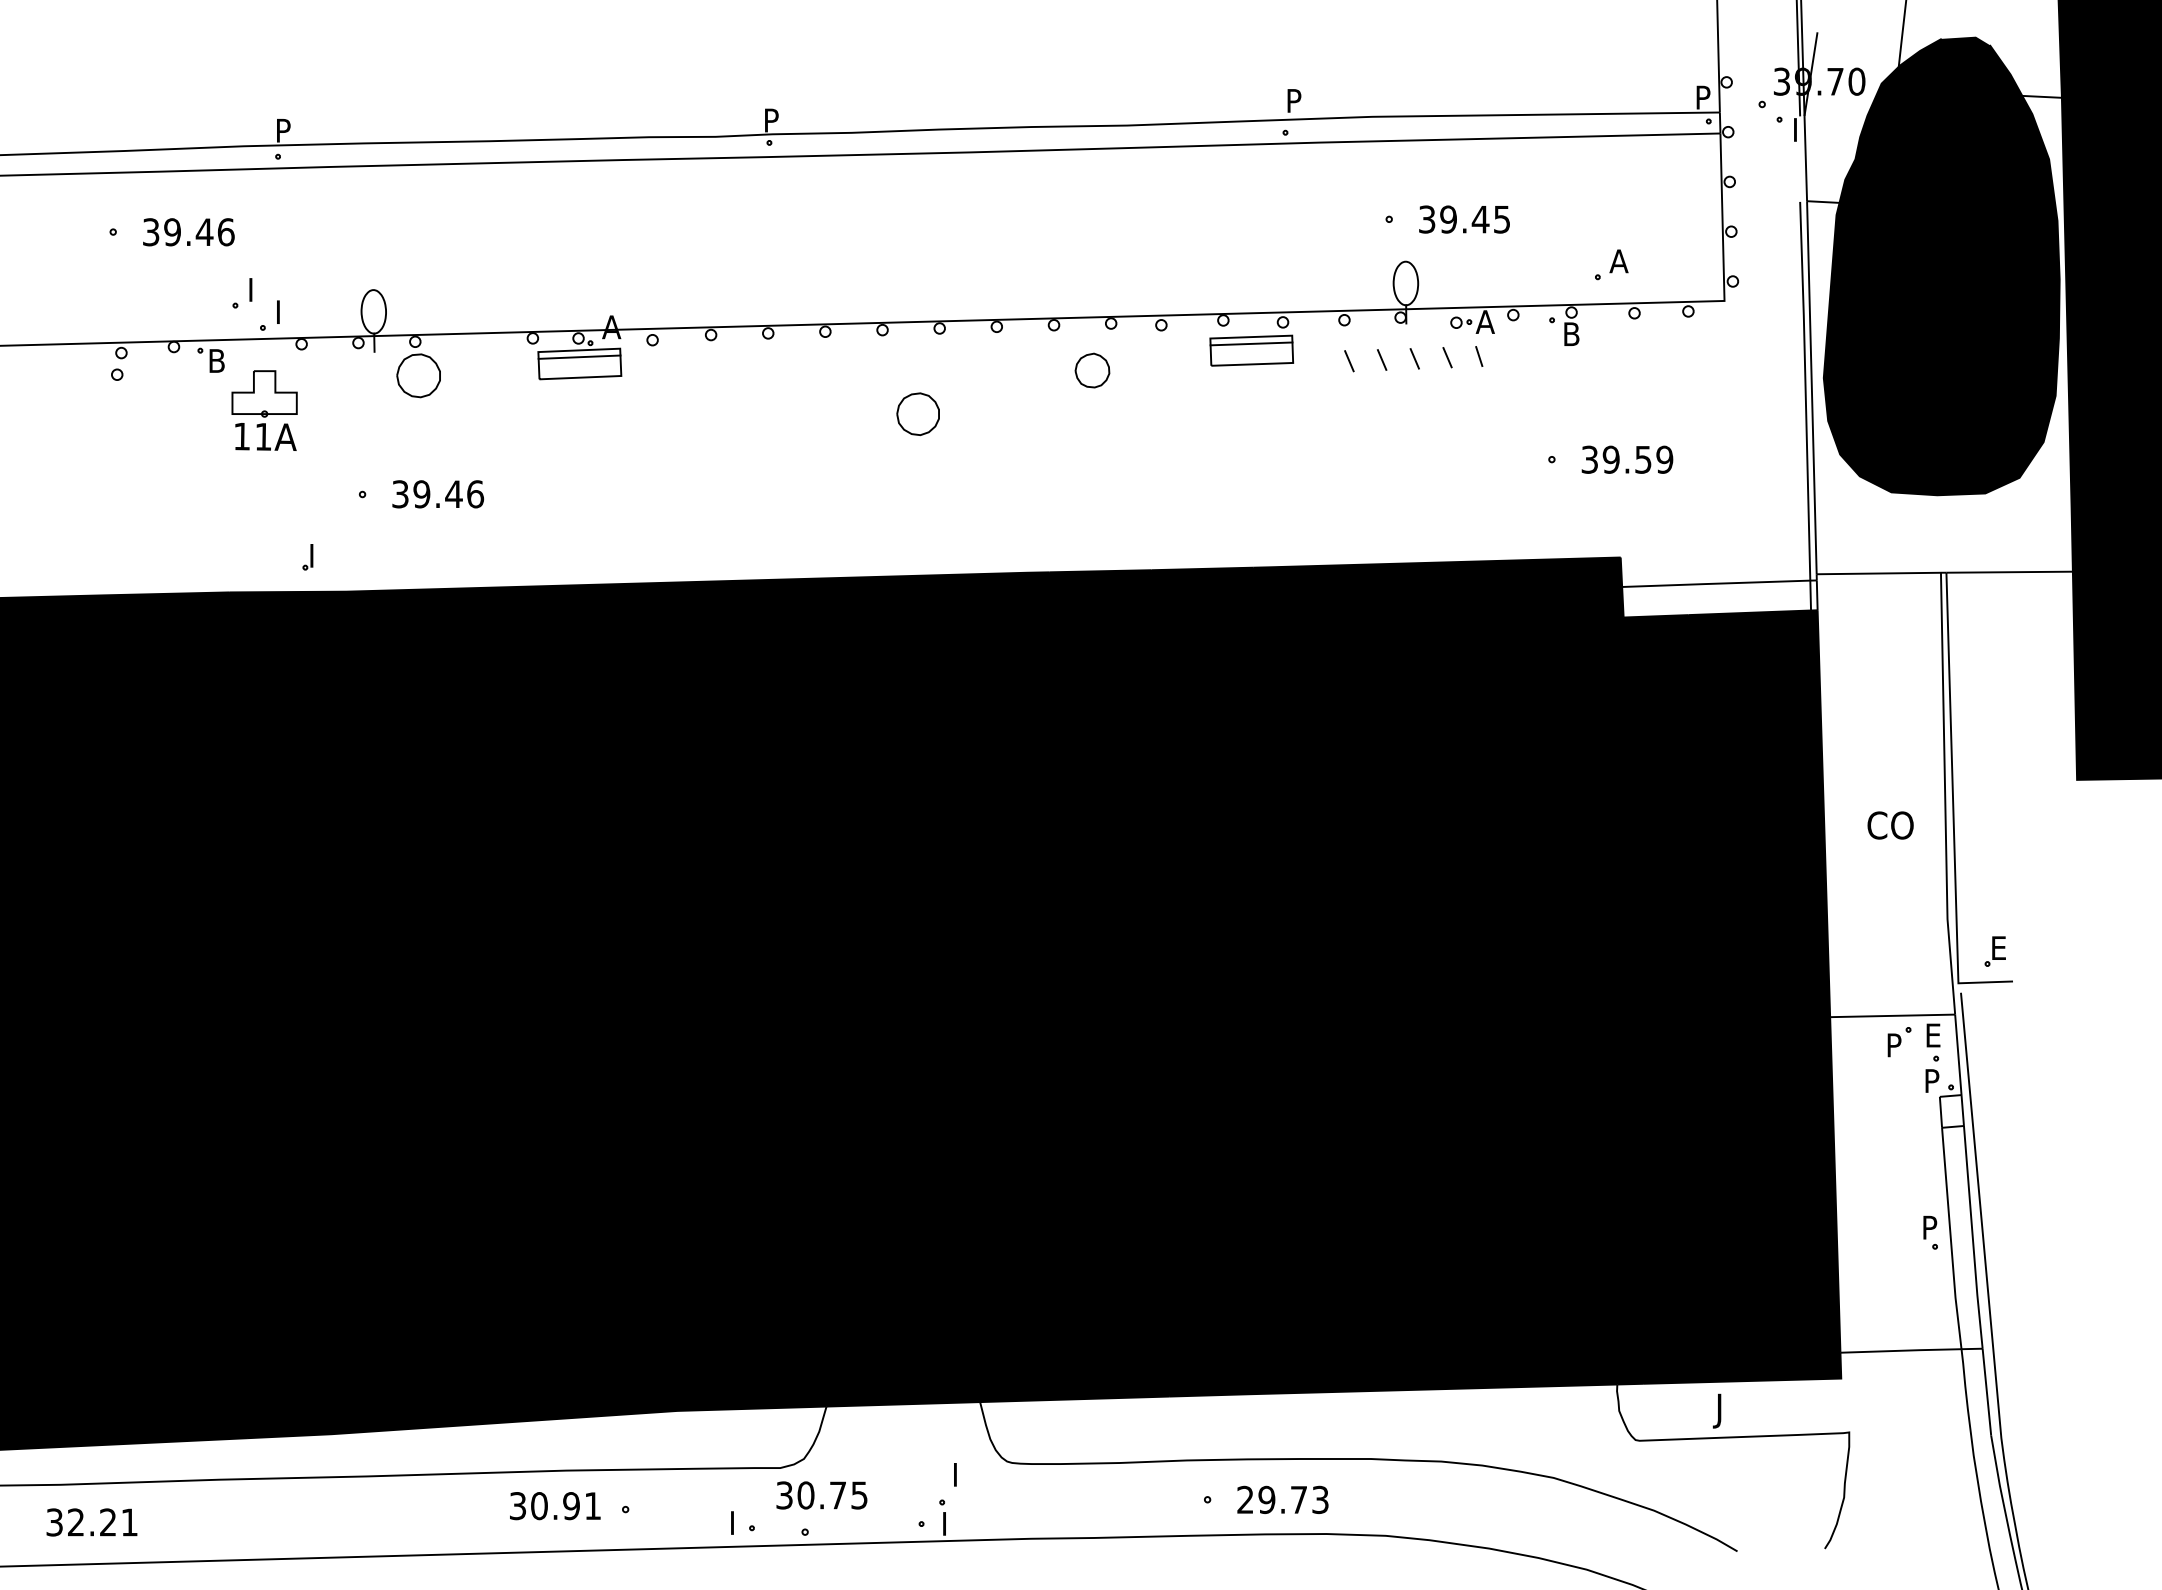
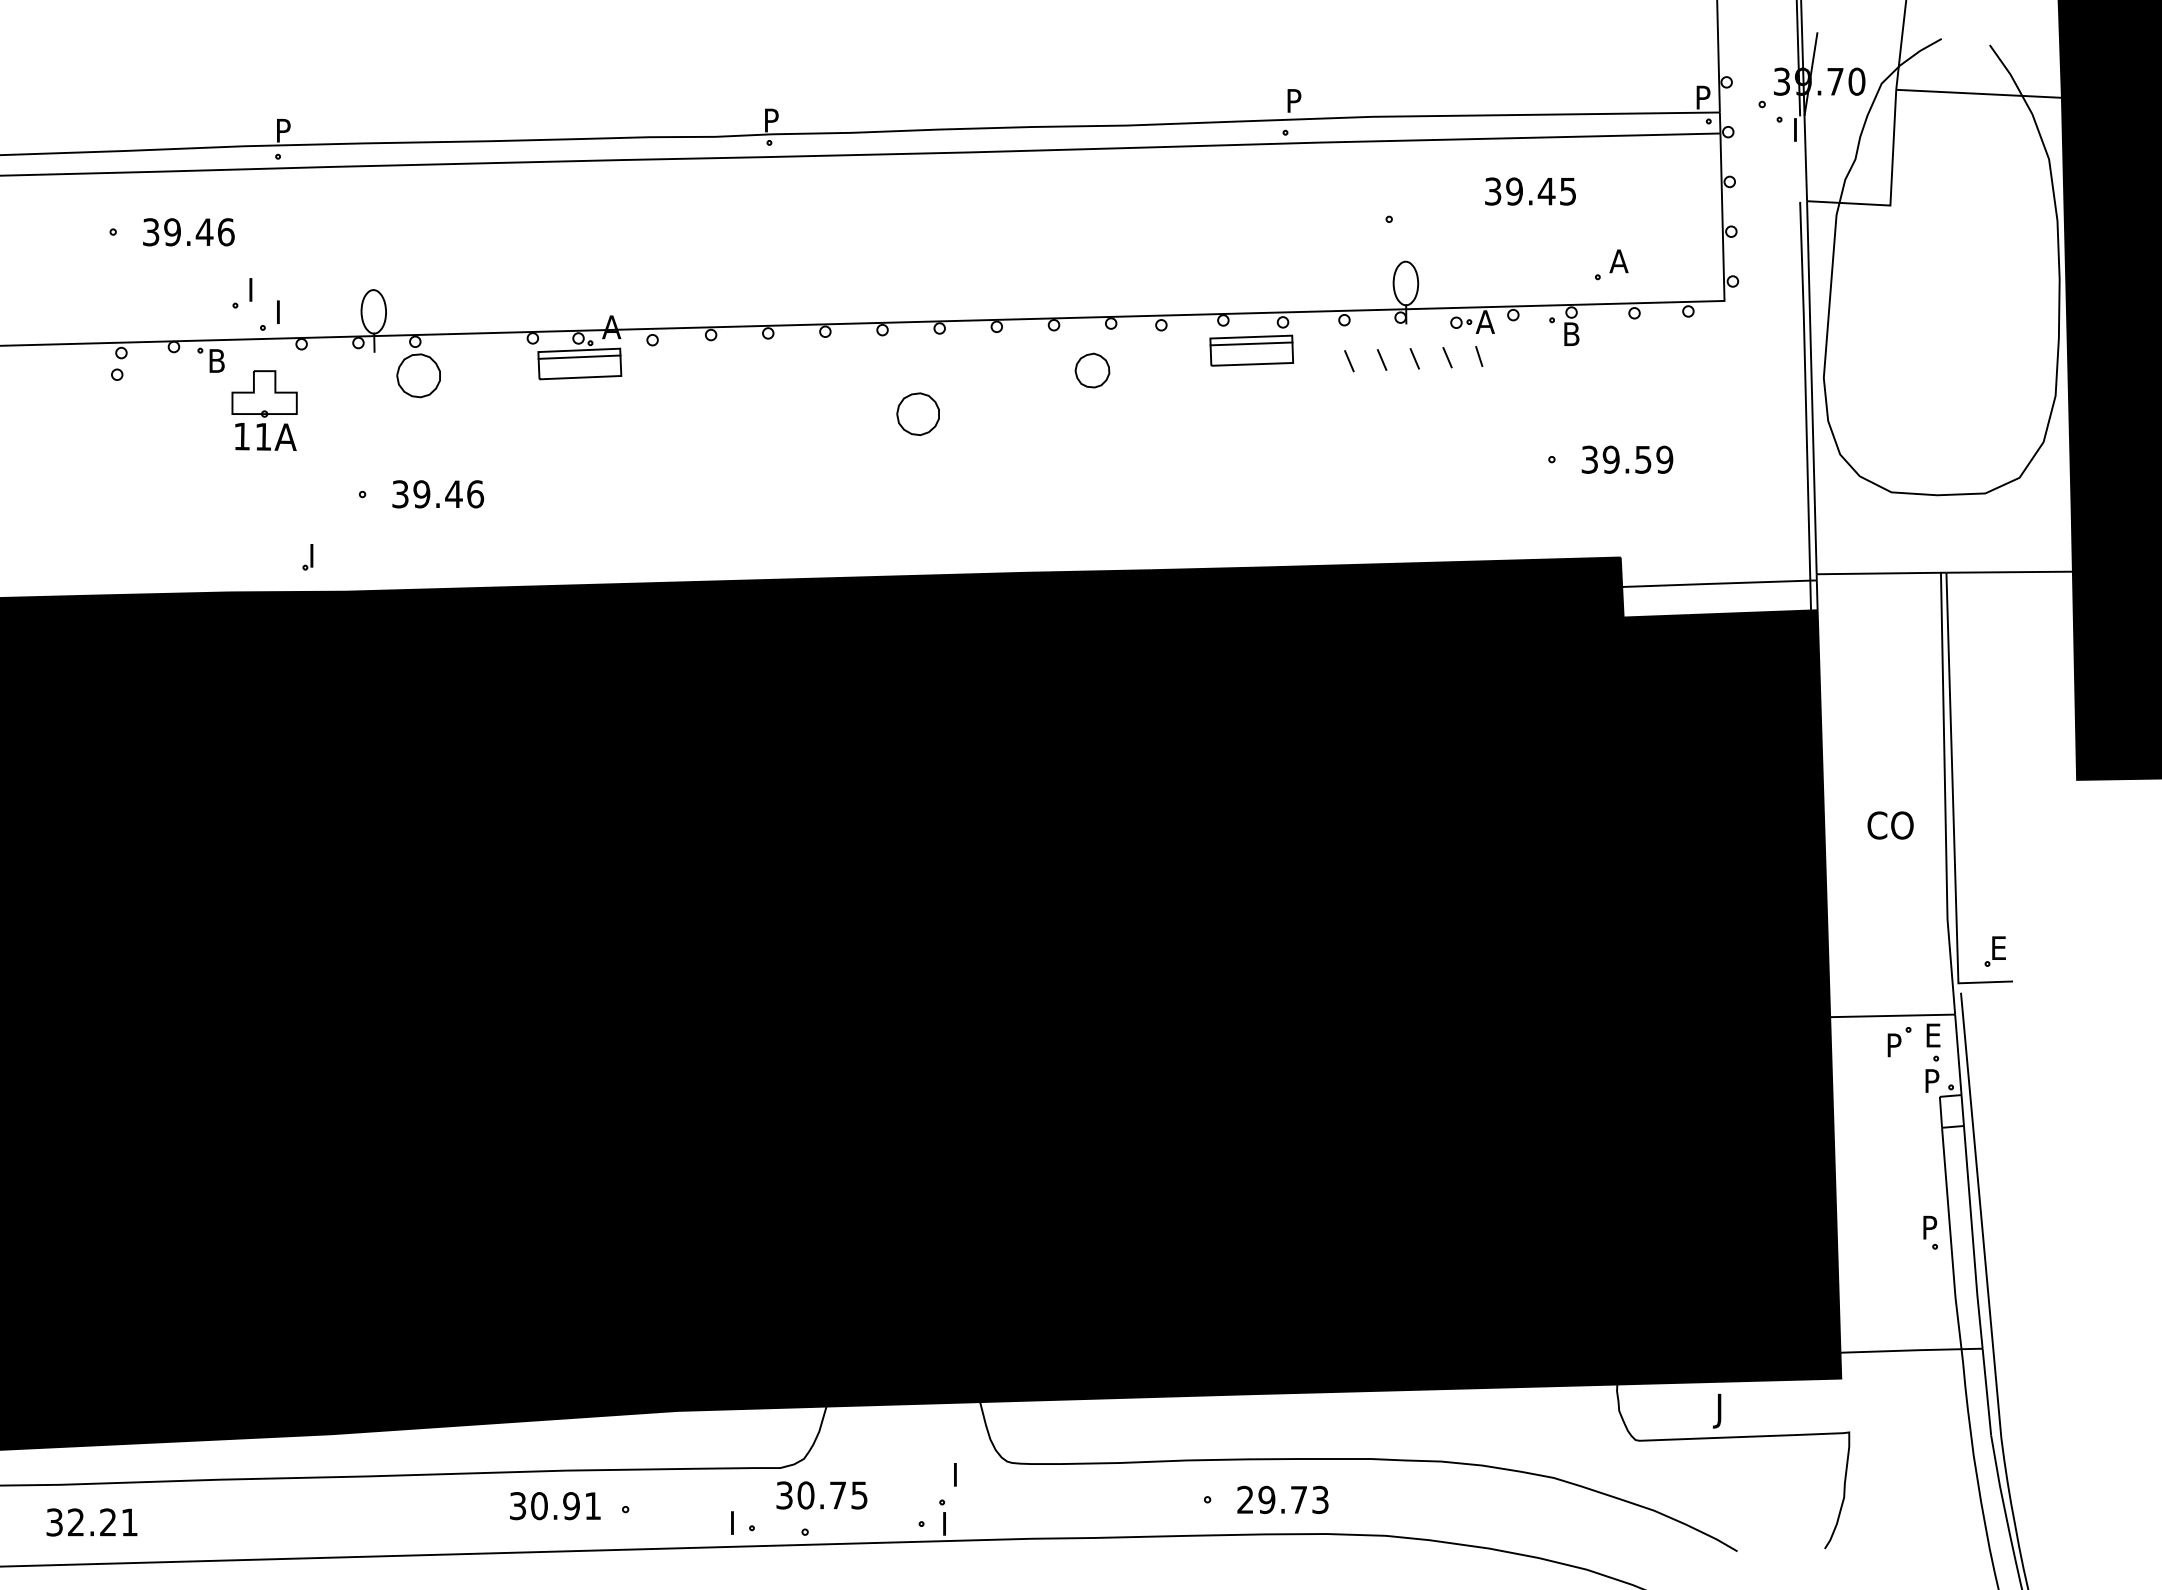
text position: (1464, 219) -> (1530, 191) (1530, 191)
fill: present -> none (1941, 265)
